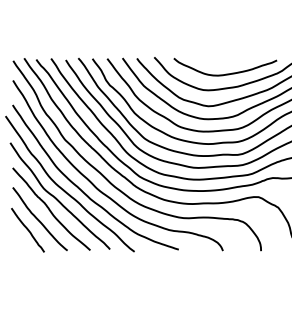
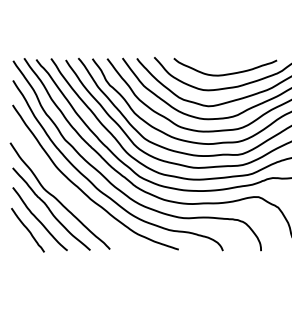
curve: present -> none (64, 189)
